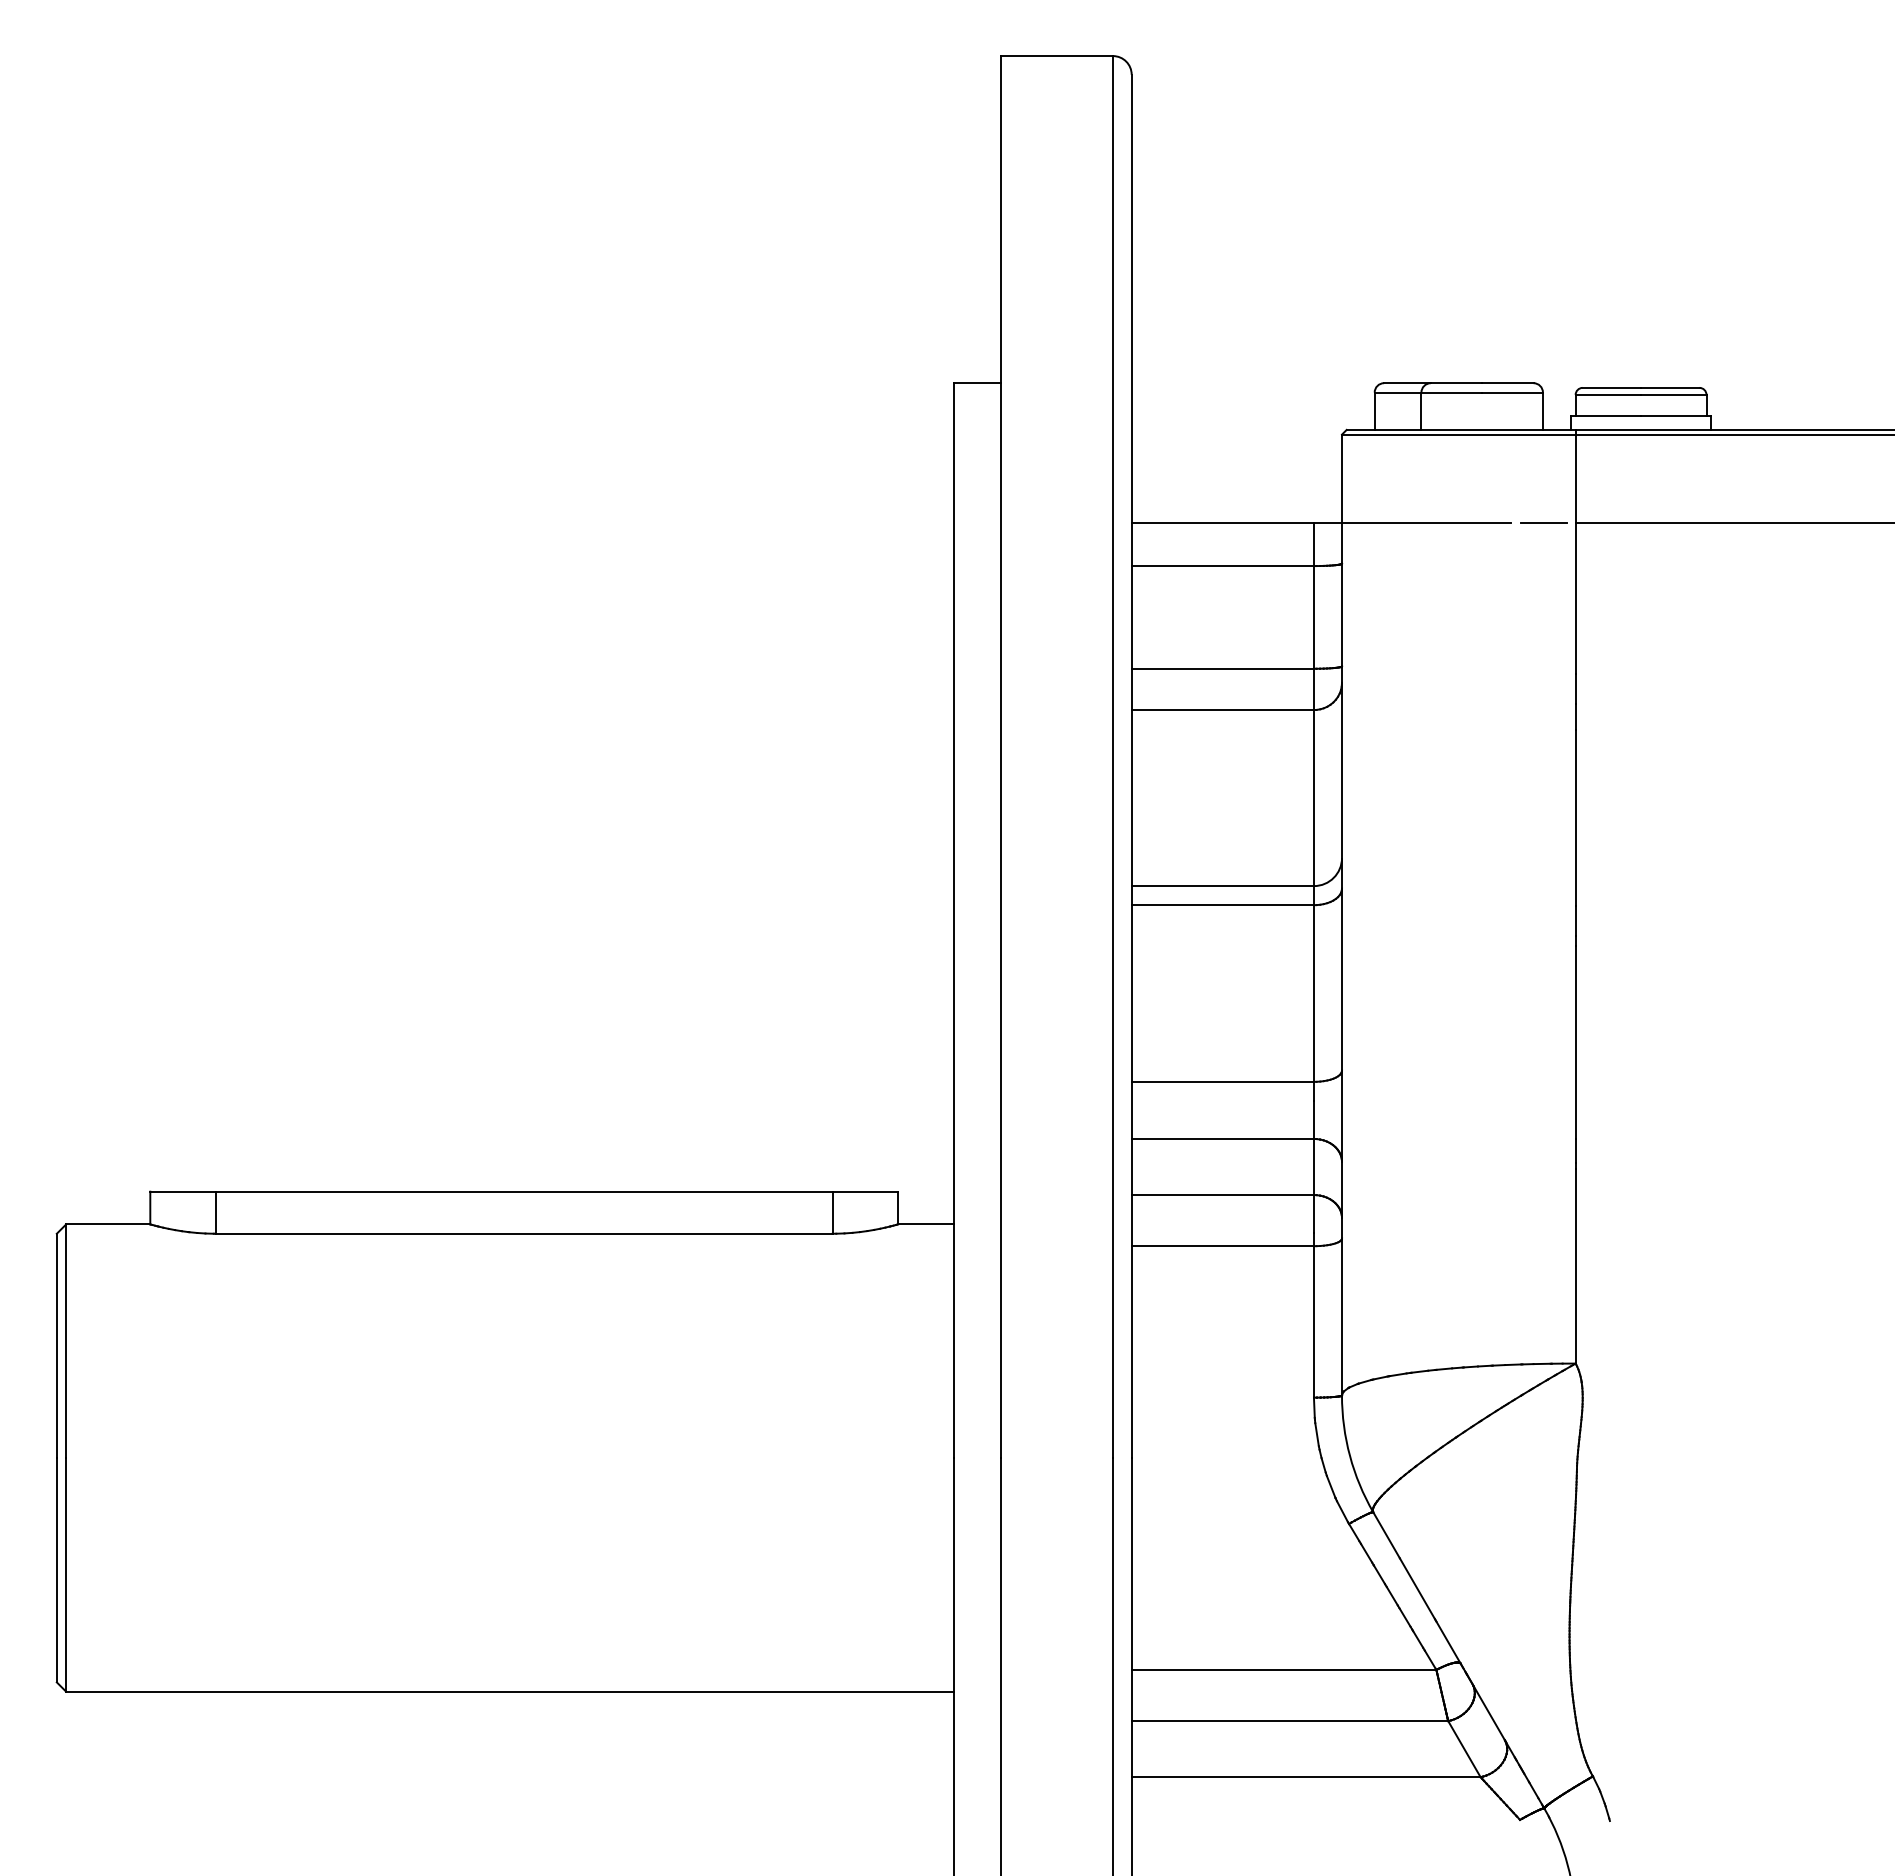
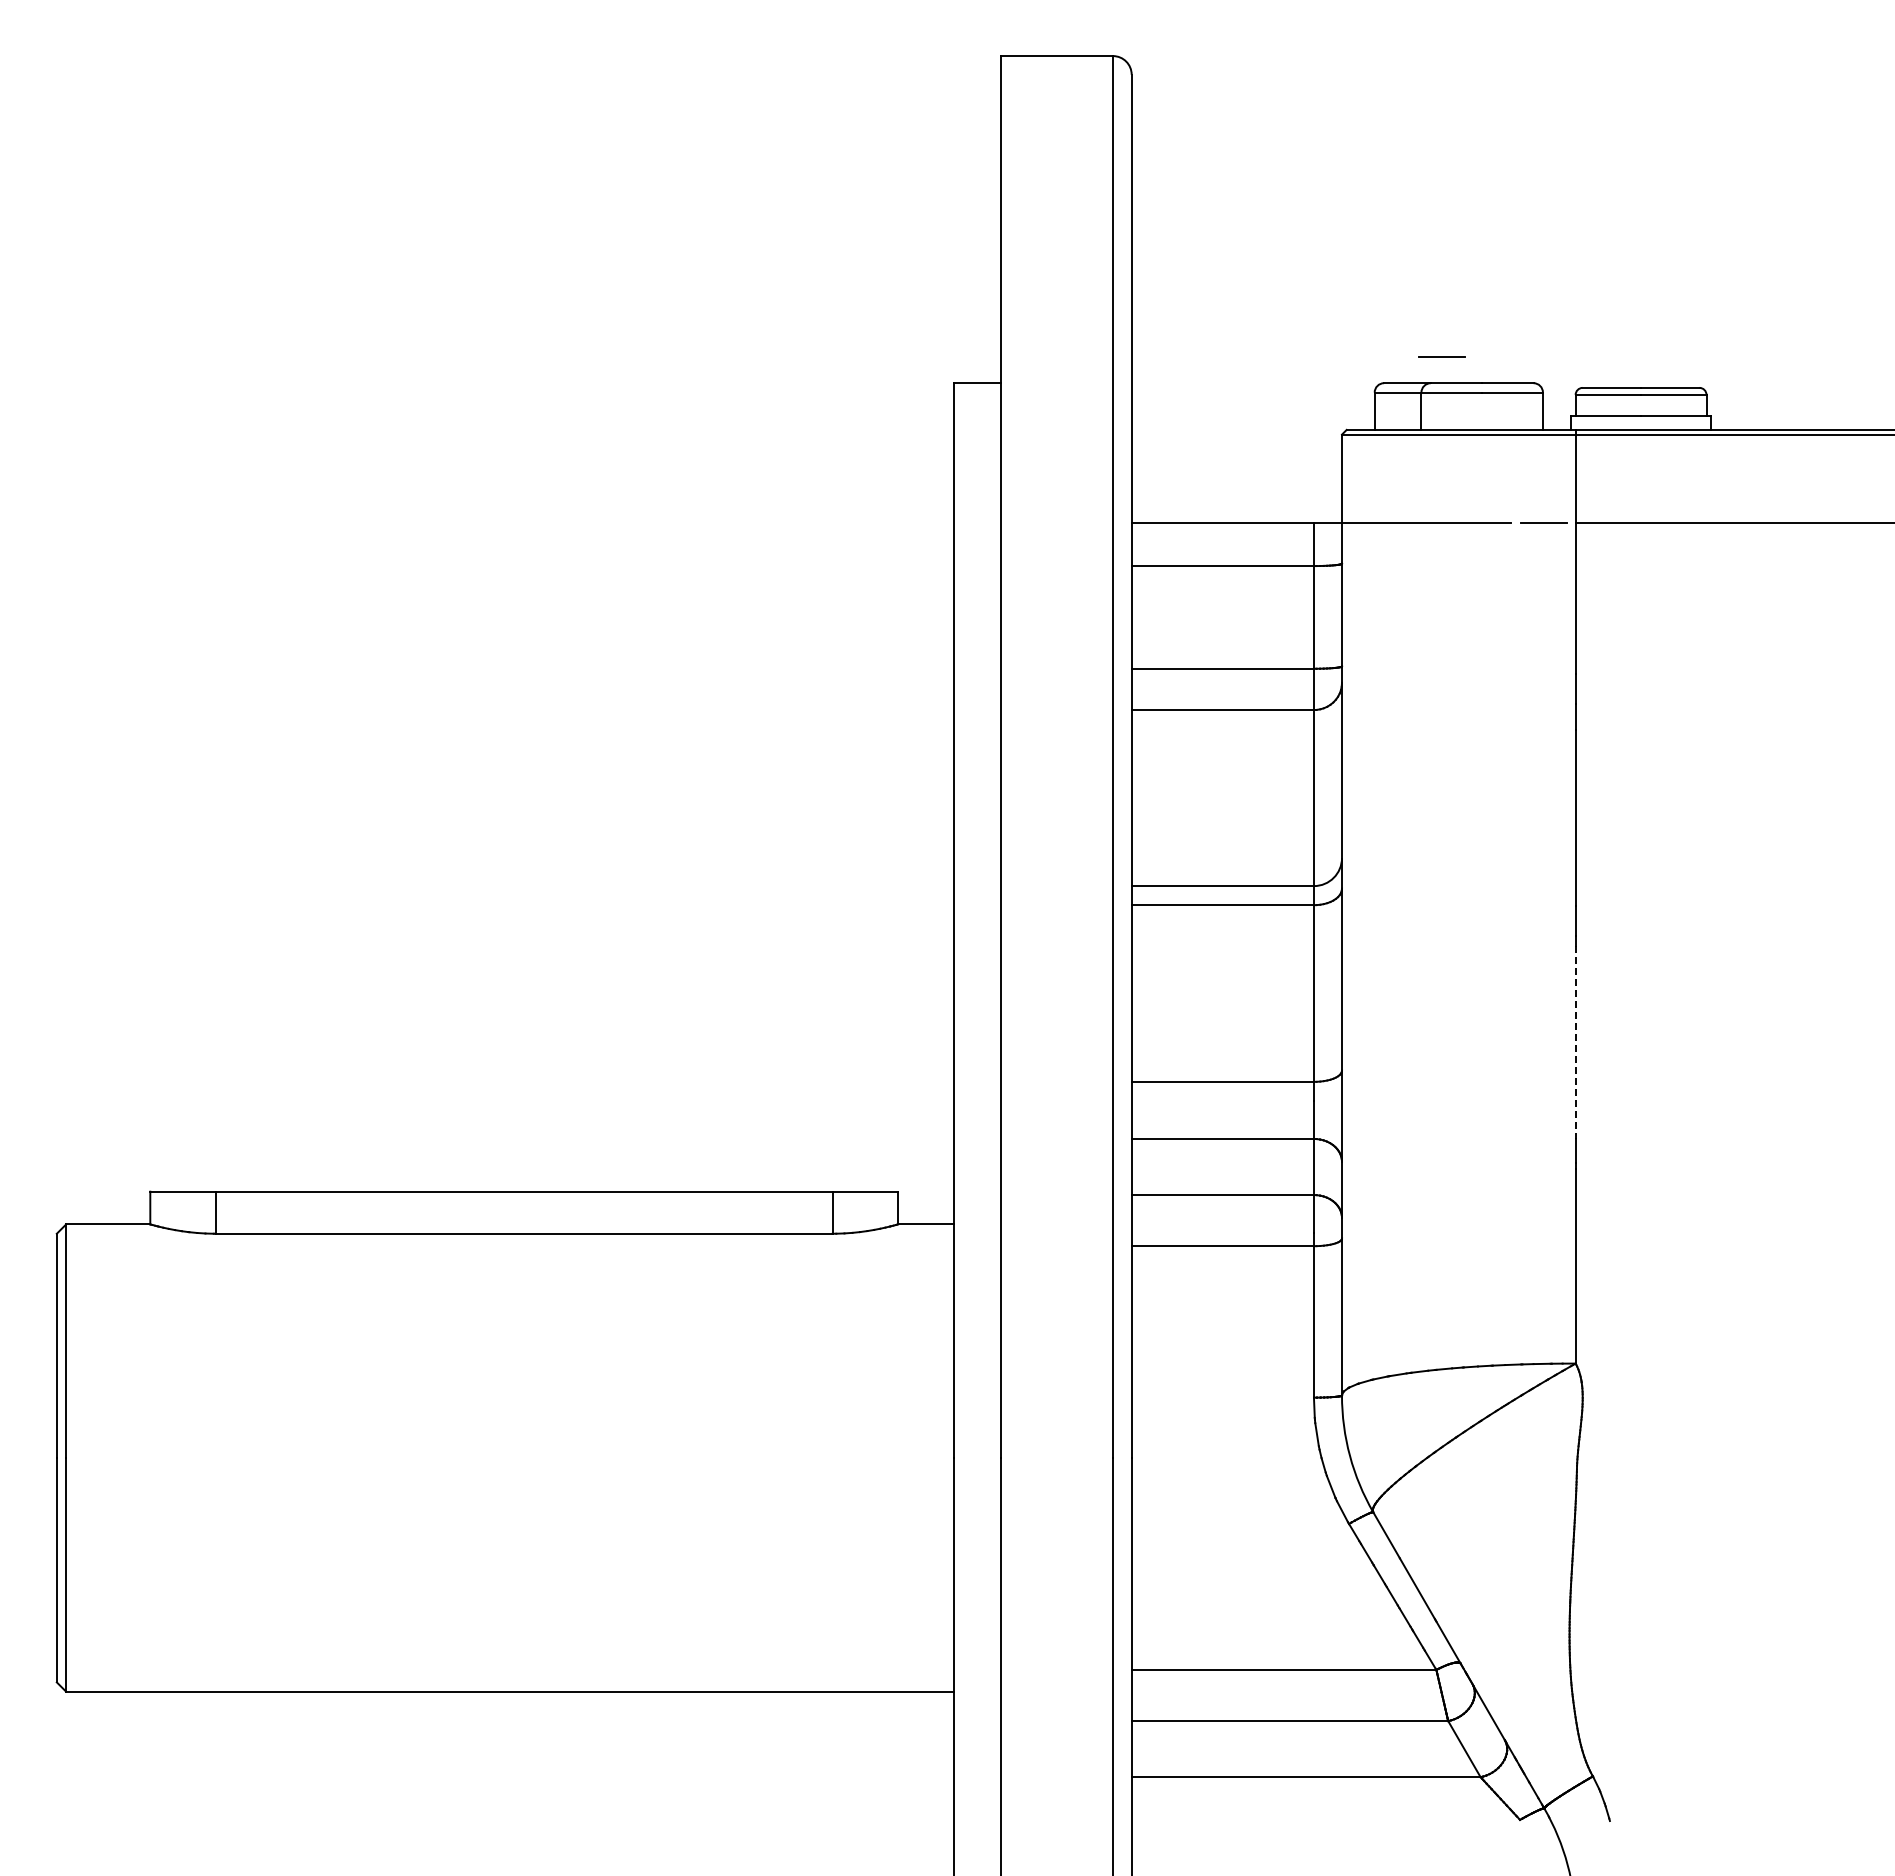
line: none -> present (1441, 356)
line: solid -> dashed (1575, 1043)
